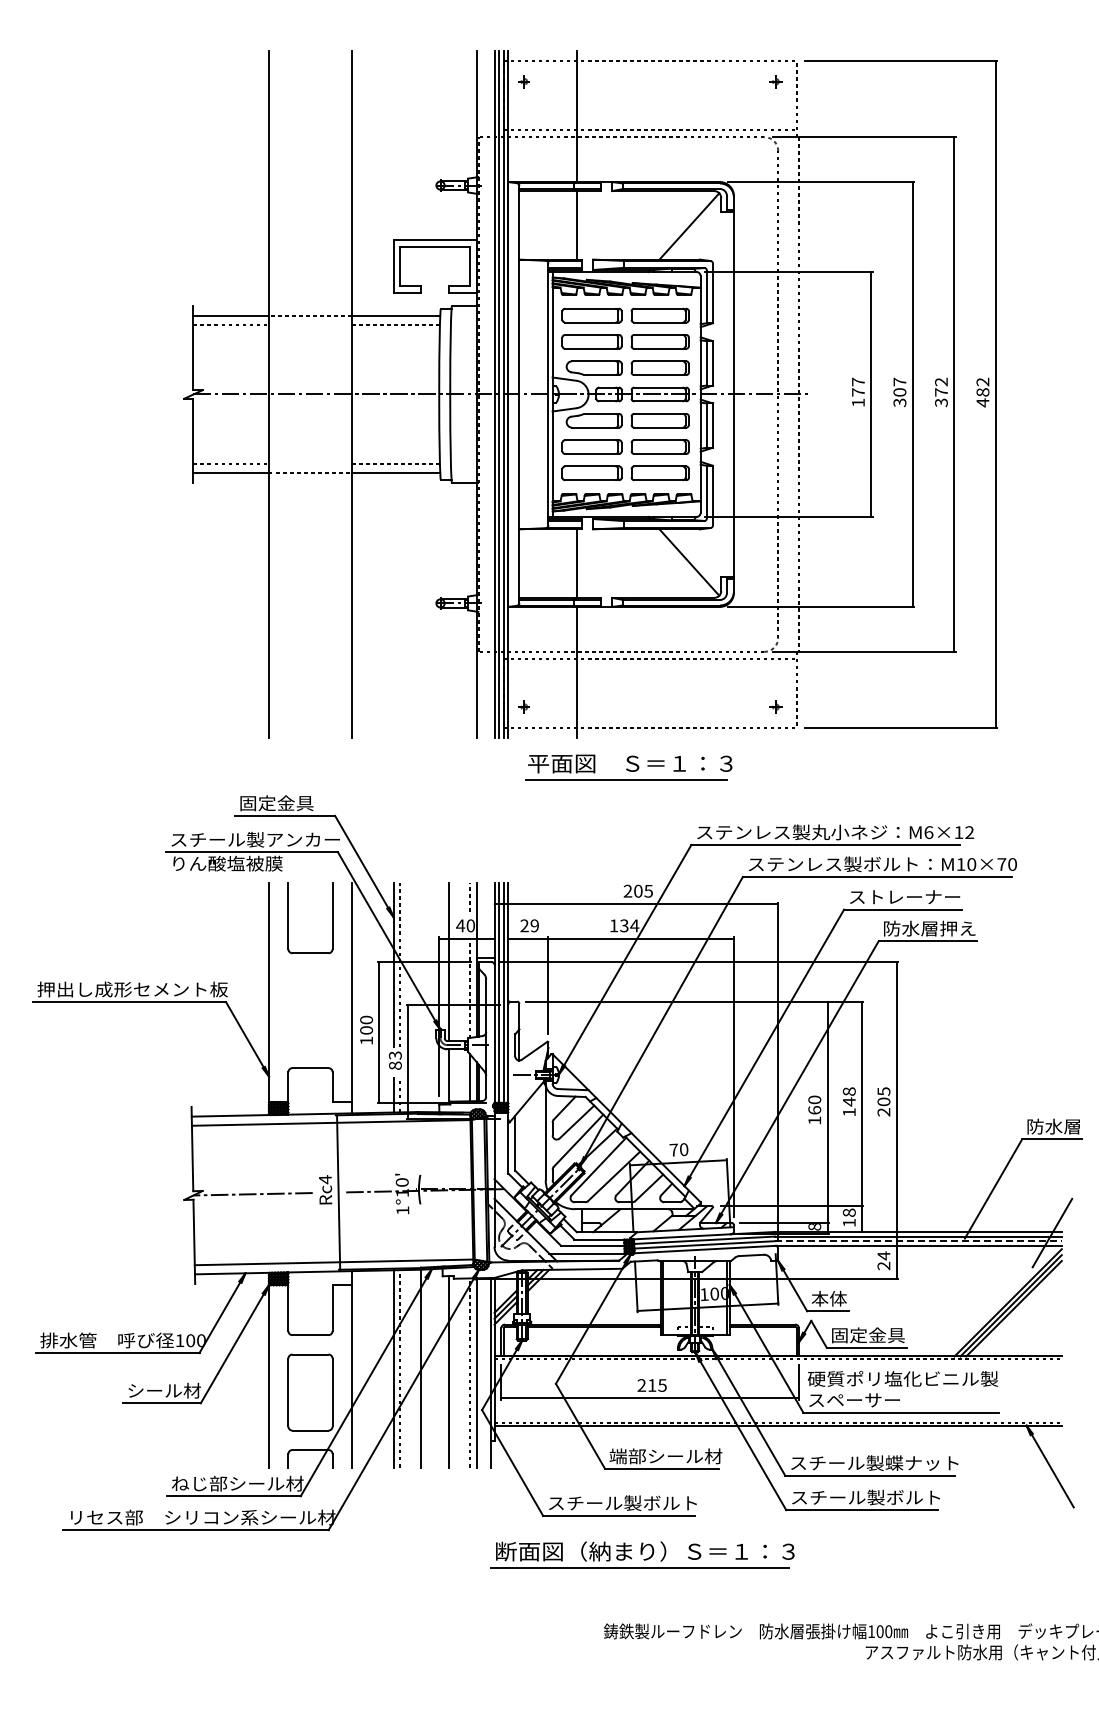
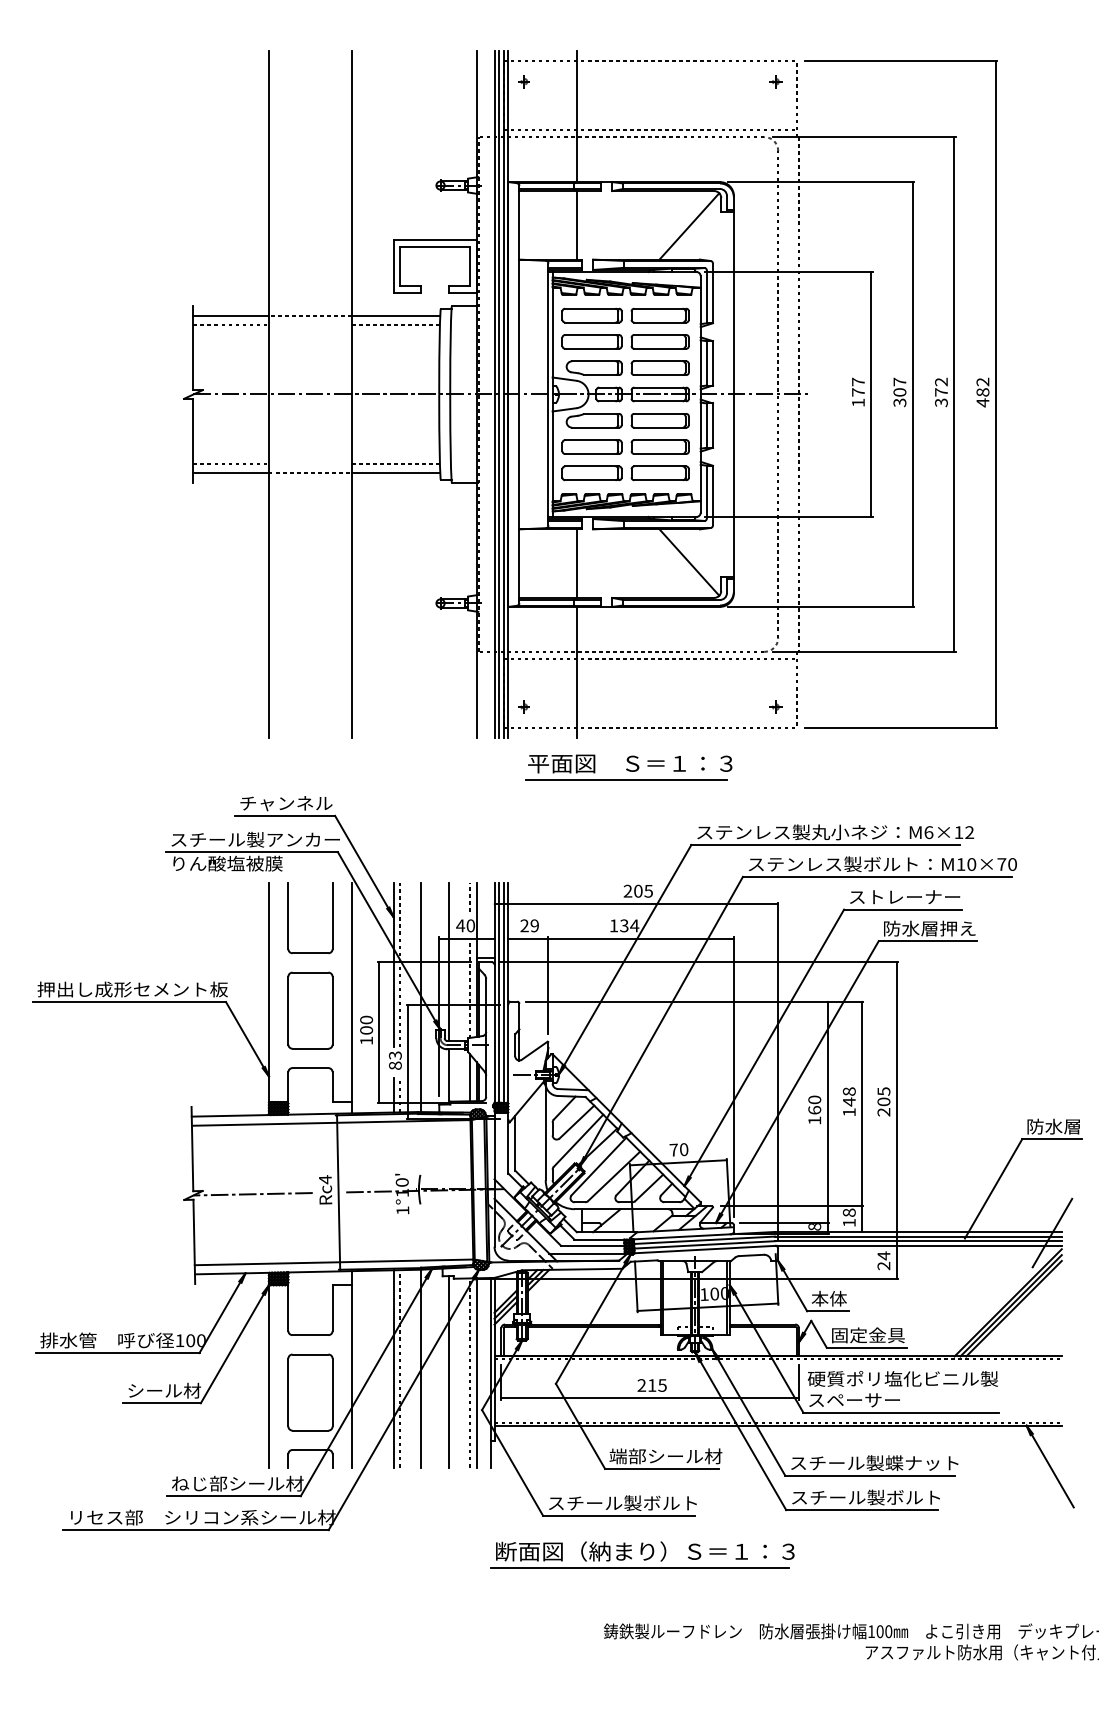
text: 固定金具 -> チャンネル (286, 803)
line: none -> present (421, 996)
part: none -> present (310, 1010)
line: dashed -> solid (918, 1241)
